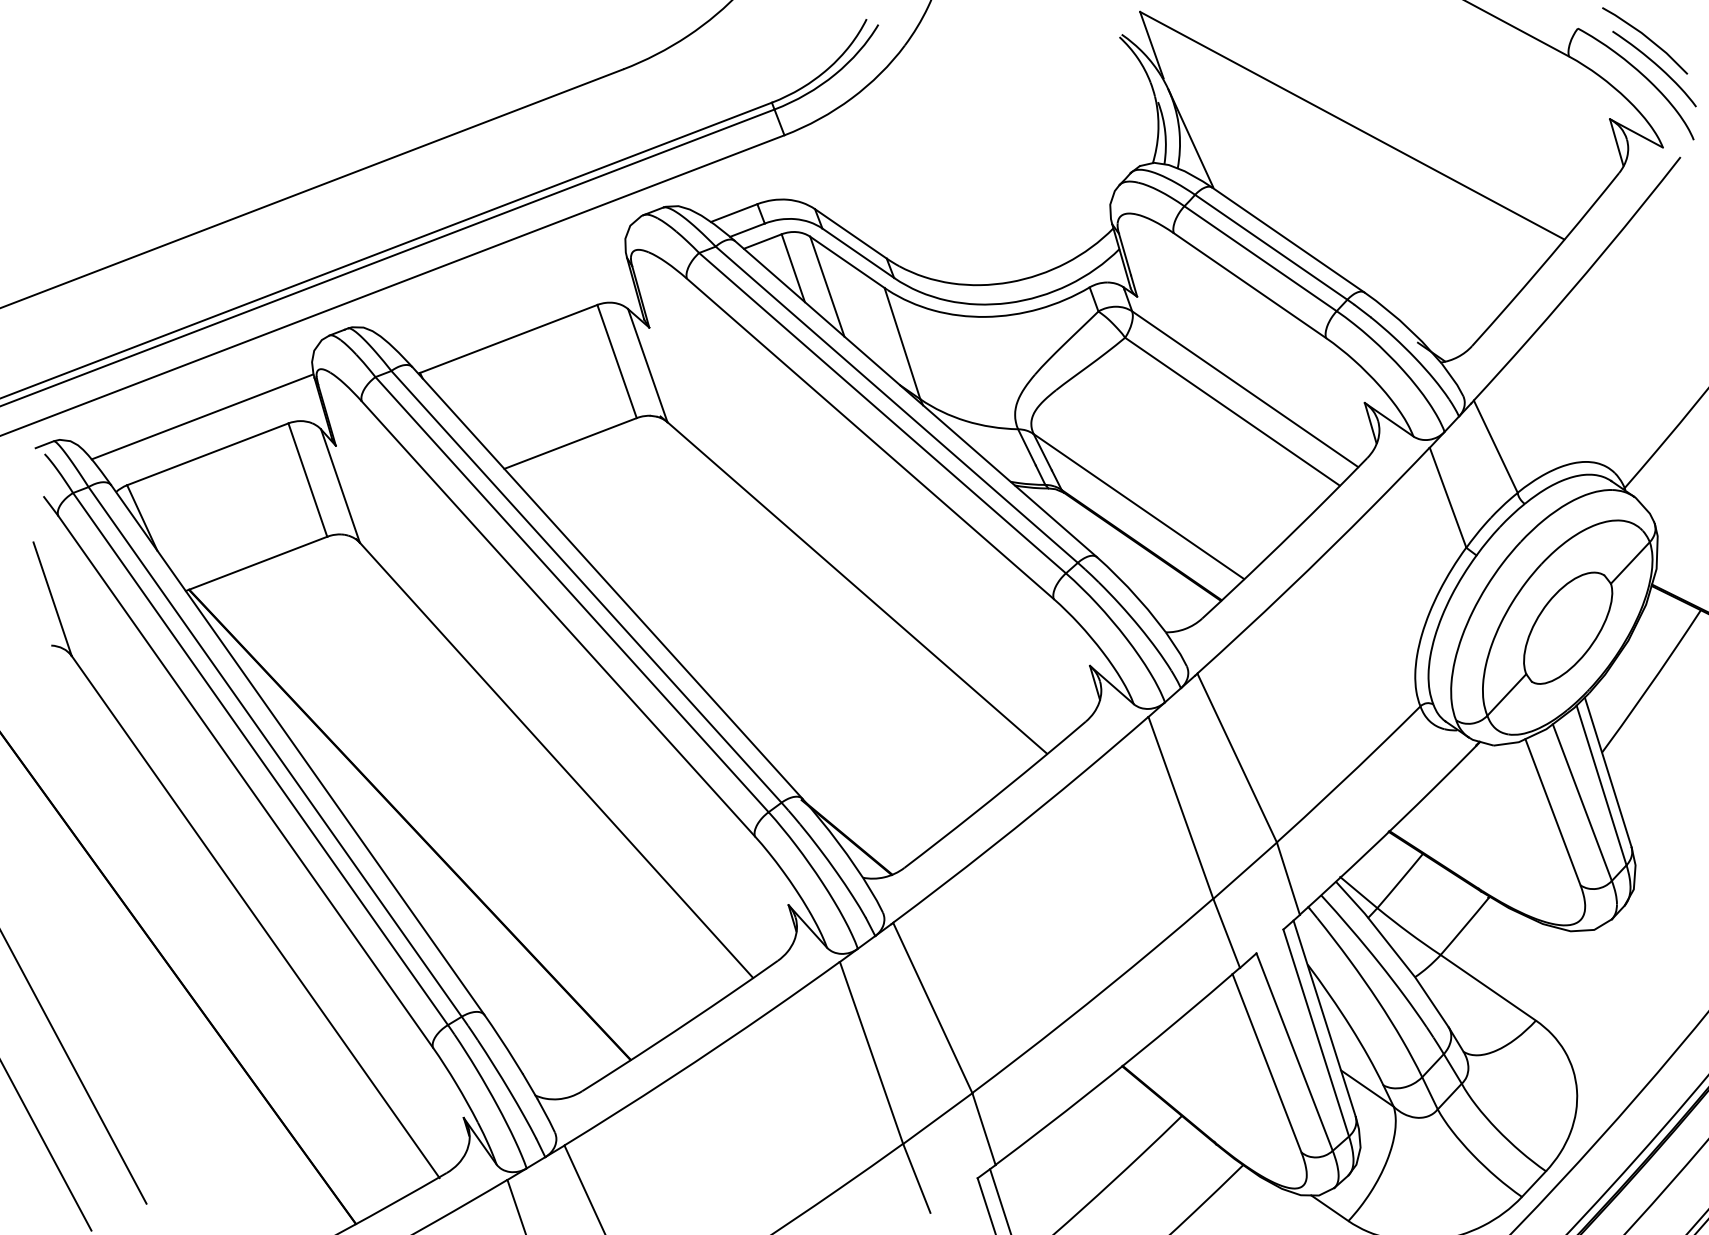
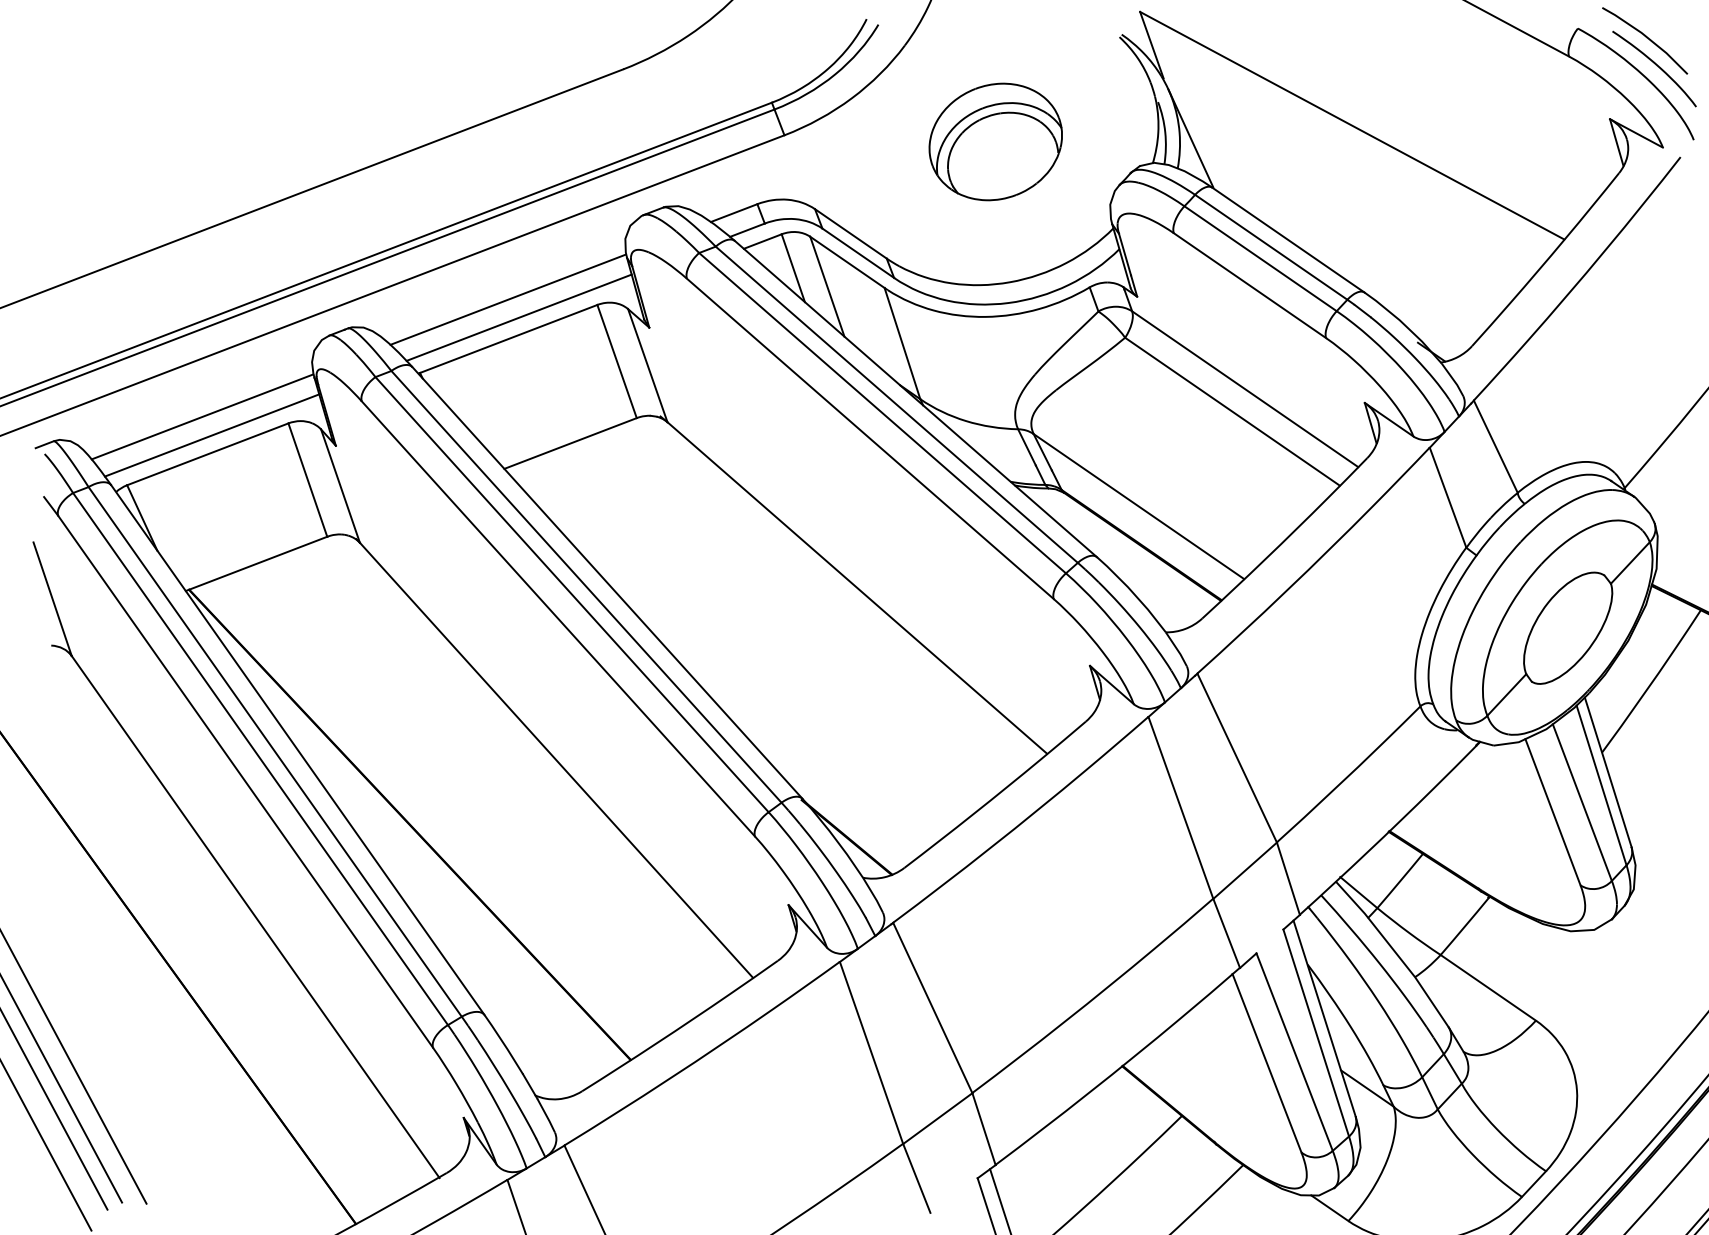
part: none -> present (995, 141)
line: none -> present (507, 299)
line: none -> present (518, 317)
line: none -> present (211, 435)
line: none -> present (62, 1090)
line: none -> present (54, 1110)
